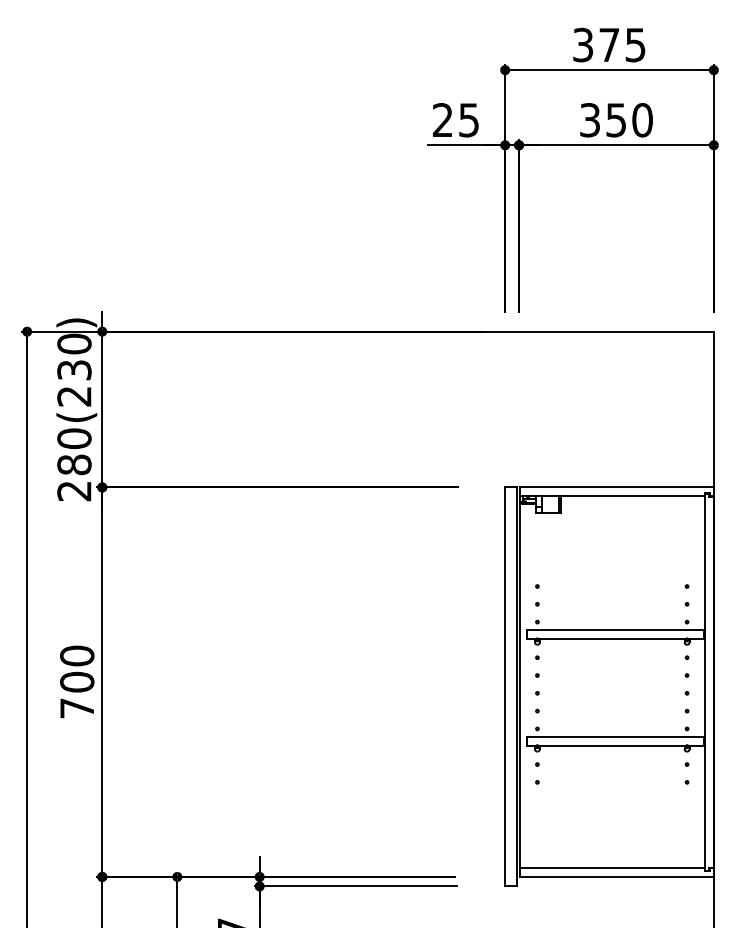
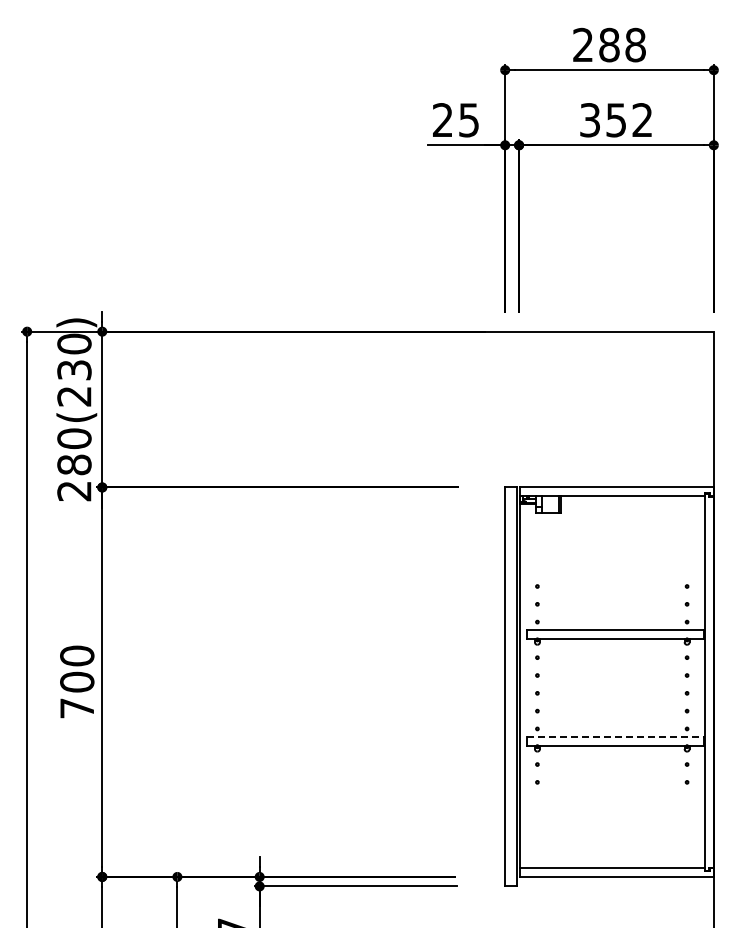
text: 375 -> 288 (609, 44)
text: 350 -> 352 (642, 120)
line: solid -> dashed (615, 737)
